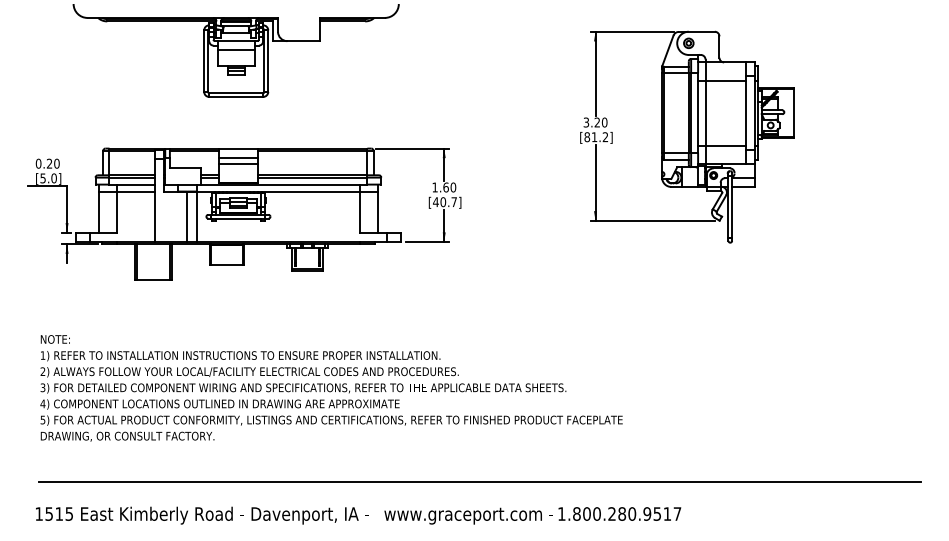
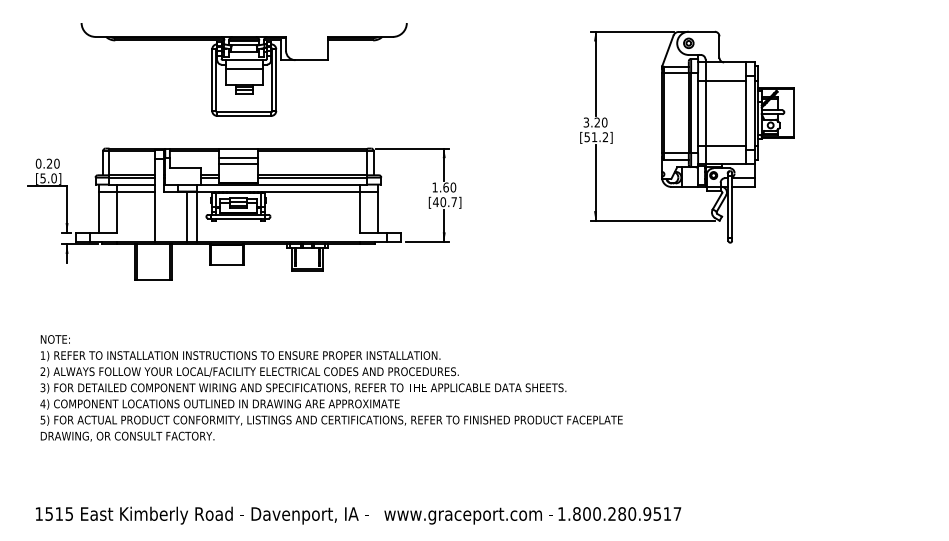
part position: (235, 50) -> (243, 69) (243, 69)
text: [81.2] -> [51.2] (587, 137)
line: present -> none (479, 482)
